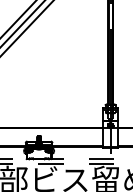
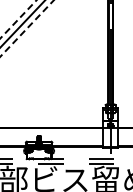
line: solid -> dashed (18, 19)
line: solid -> dashed (27, 28)
